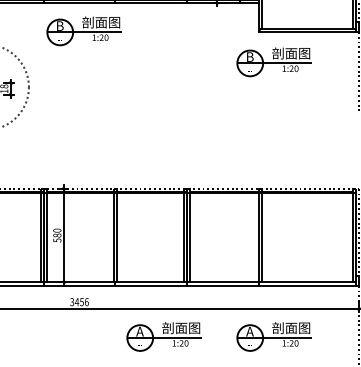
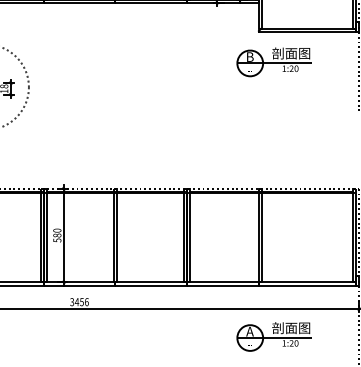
part: present -> none (83, 31)
part: present -> none (163, 336)
